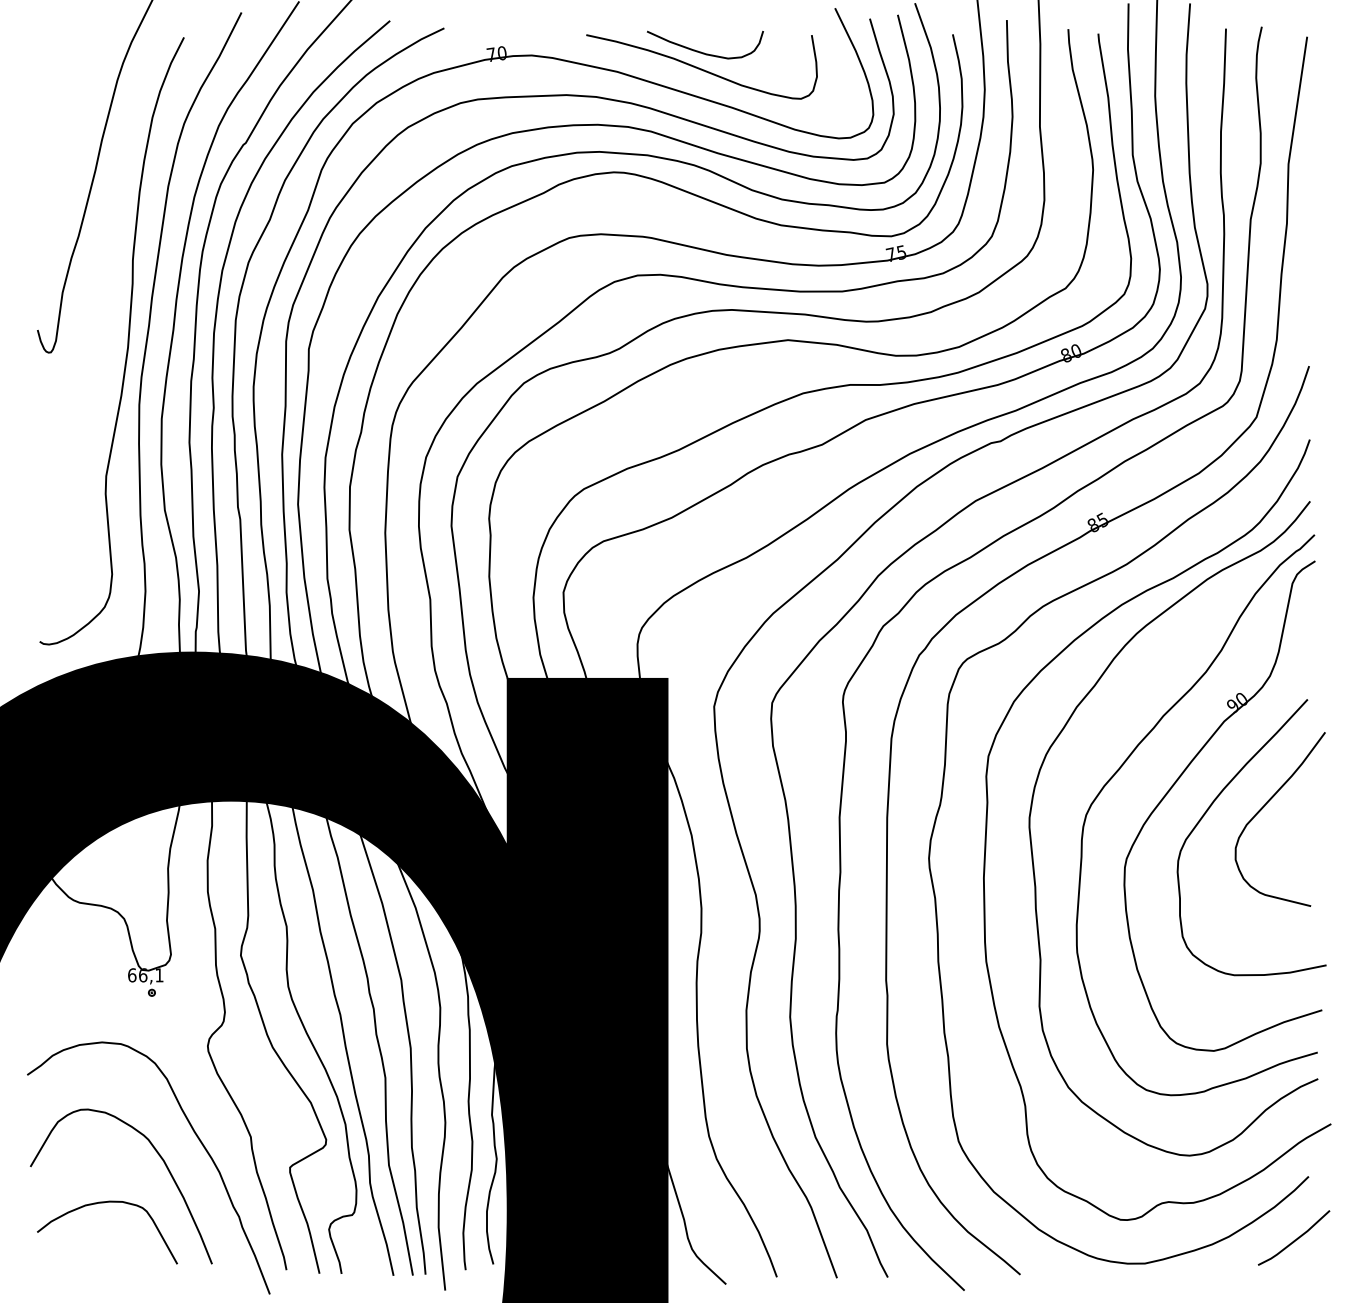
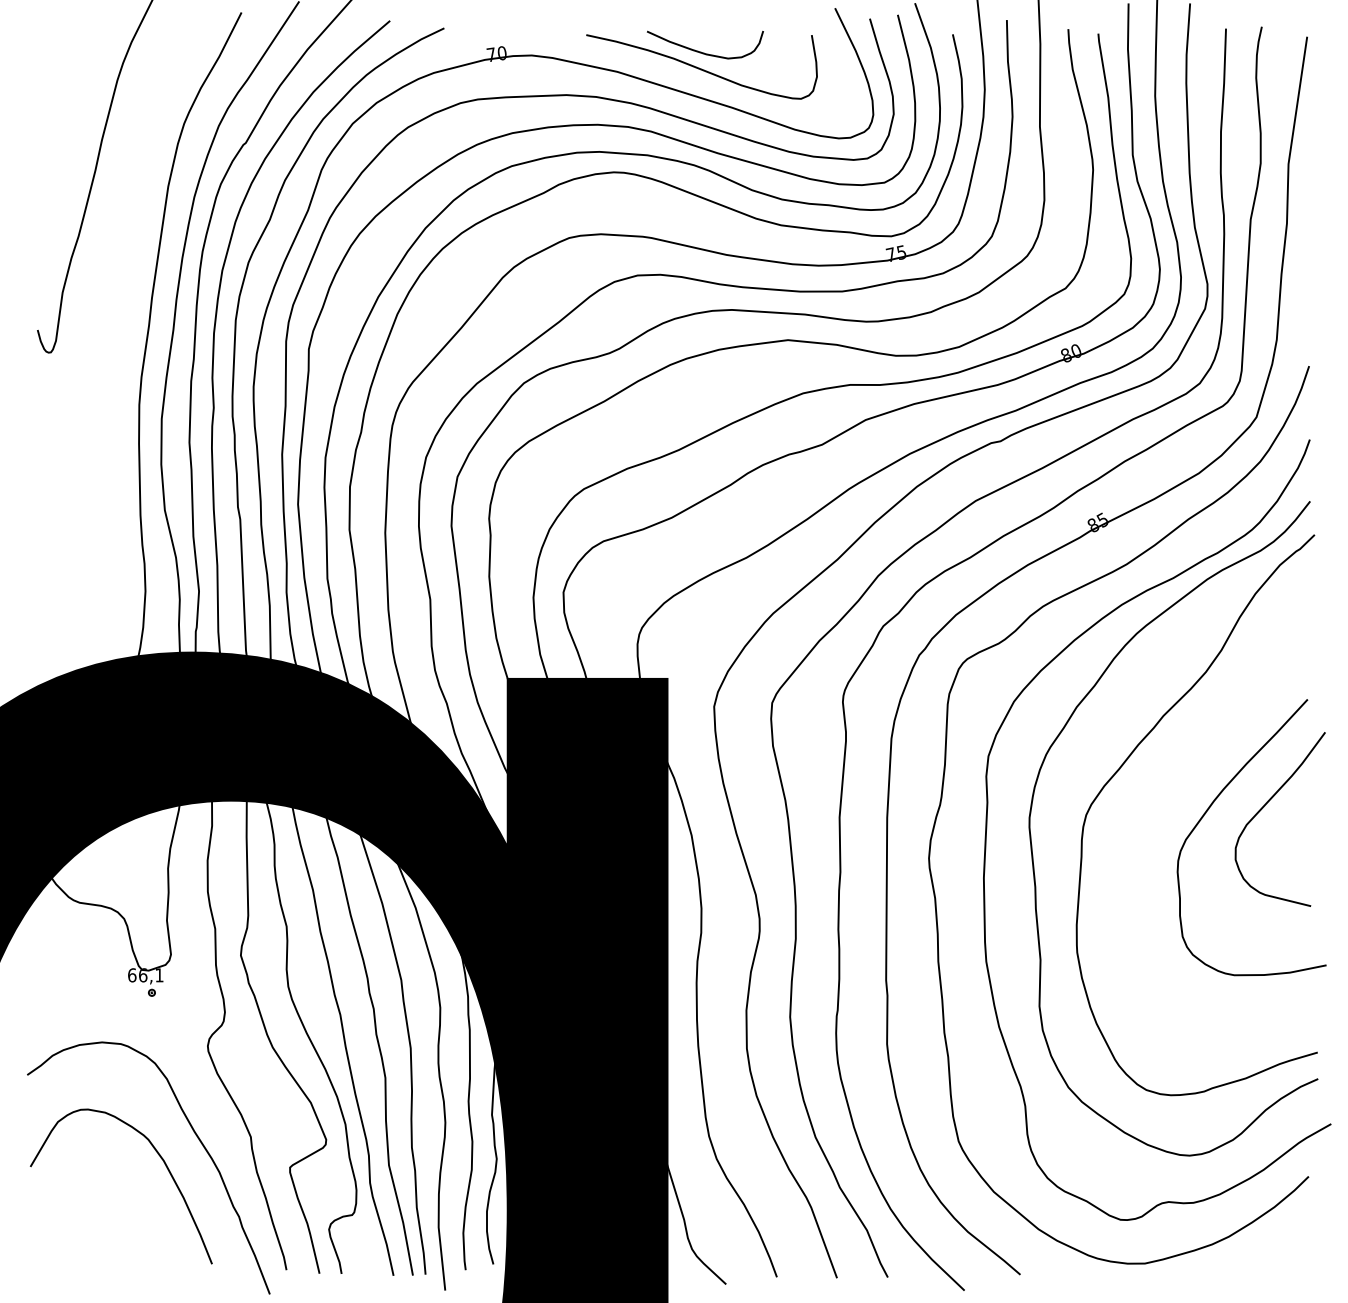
curve: present -> none (127, 341)
part: present -> none (1181, 776)
curve: present -> none (104, 1203)
line: present -> none (1294, 1239)
